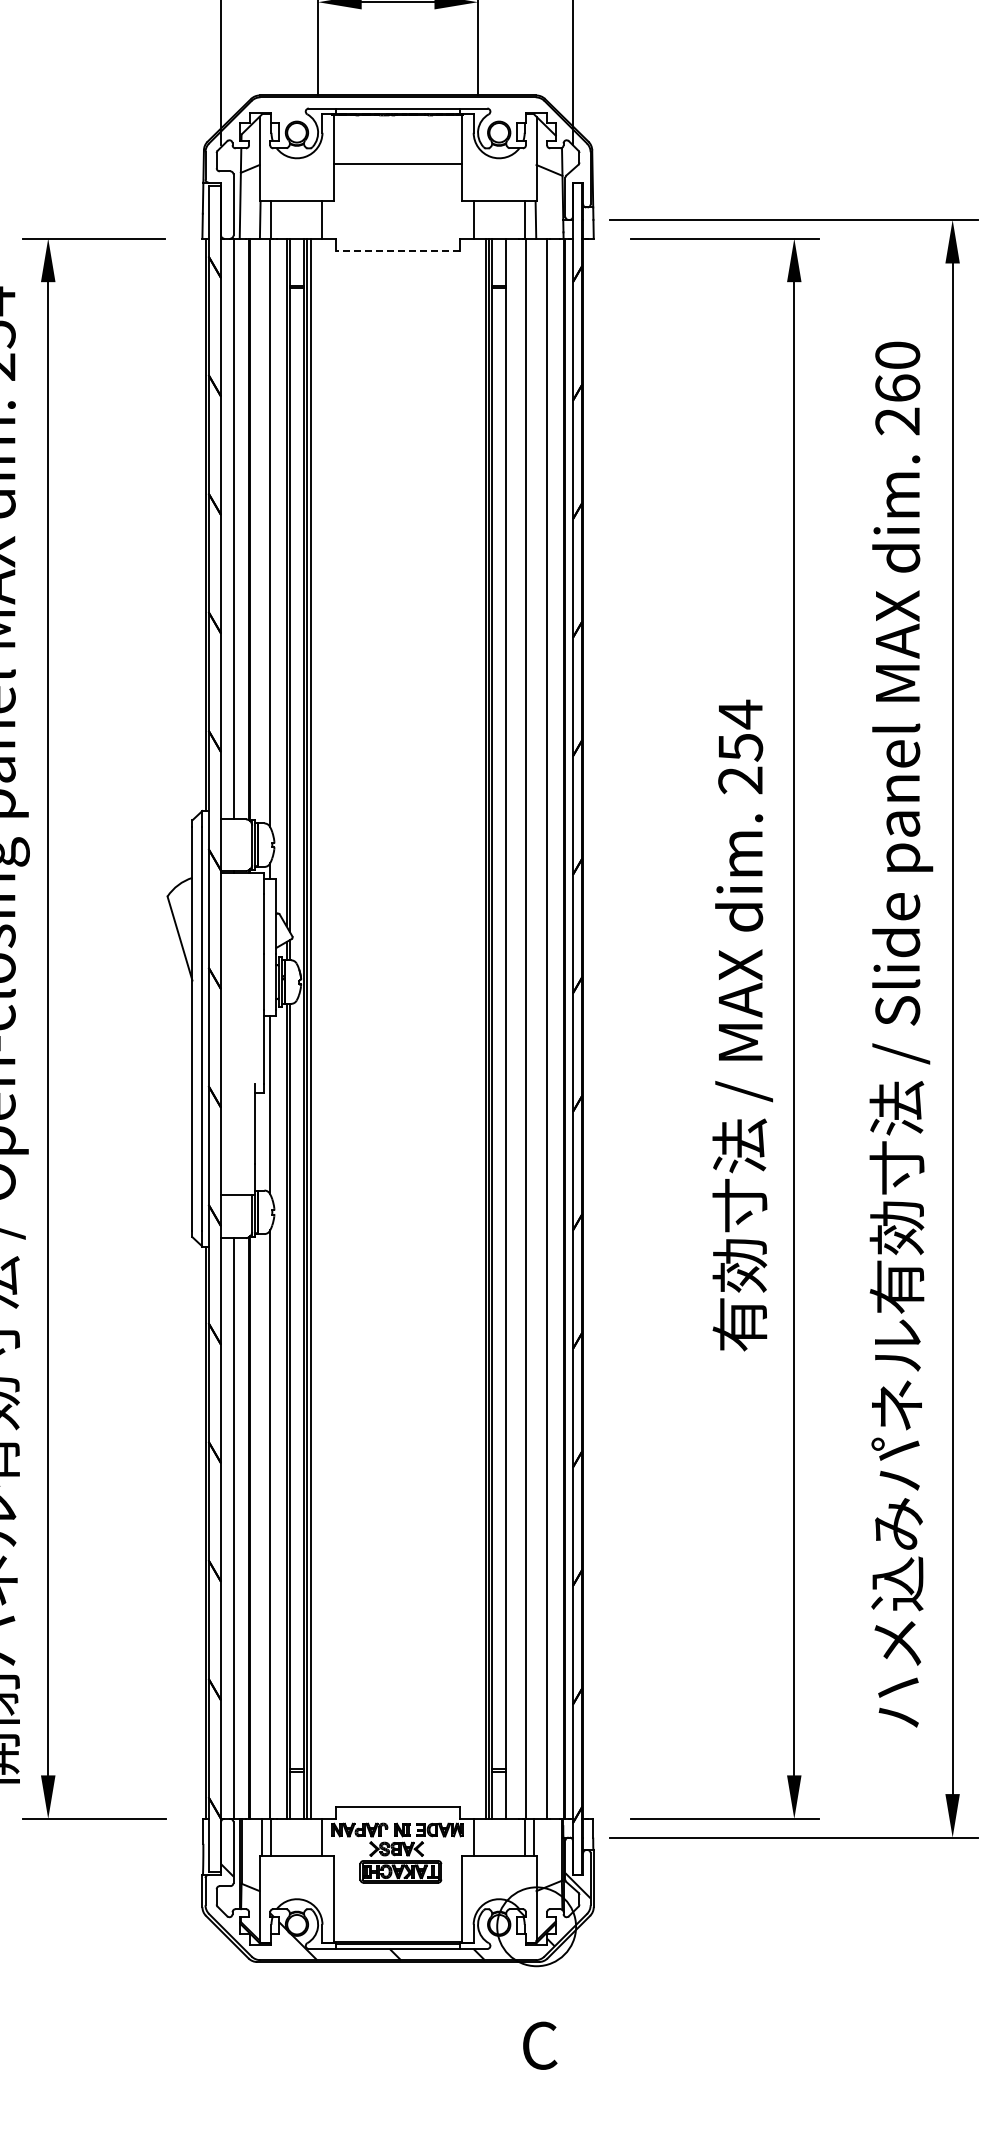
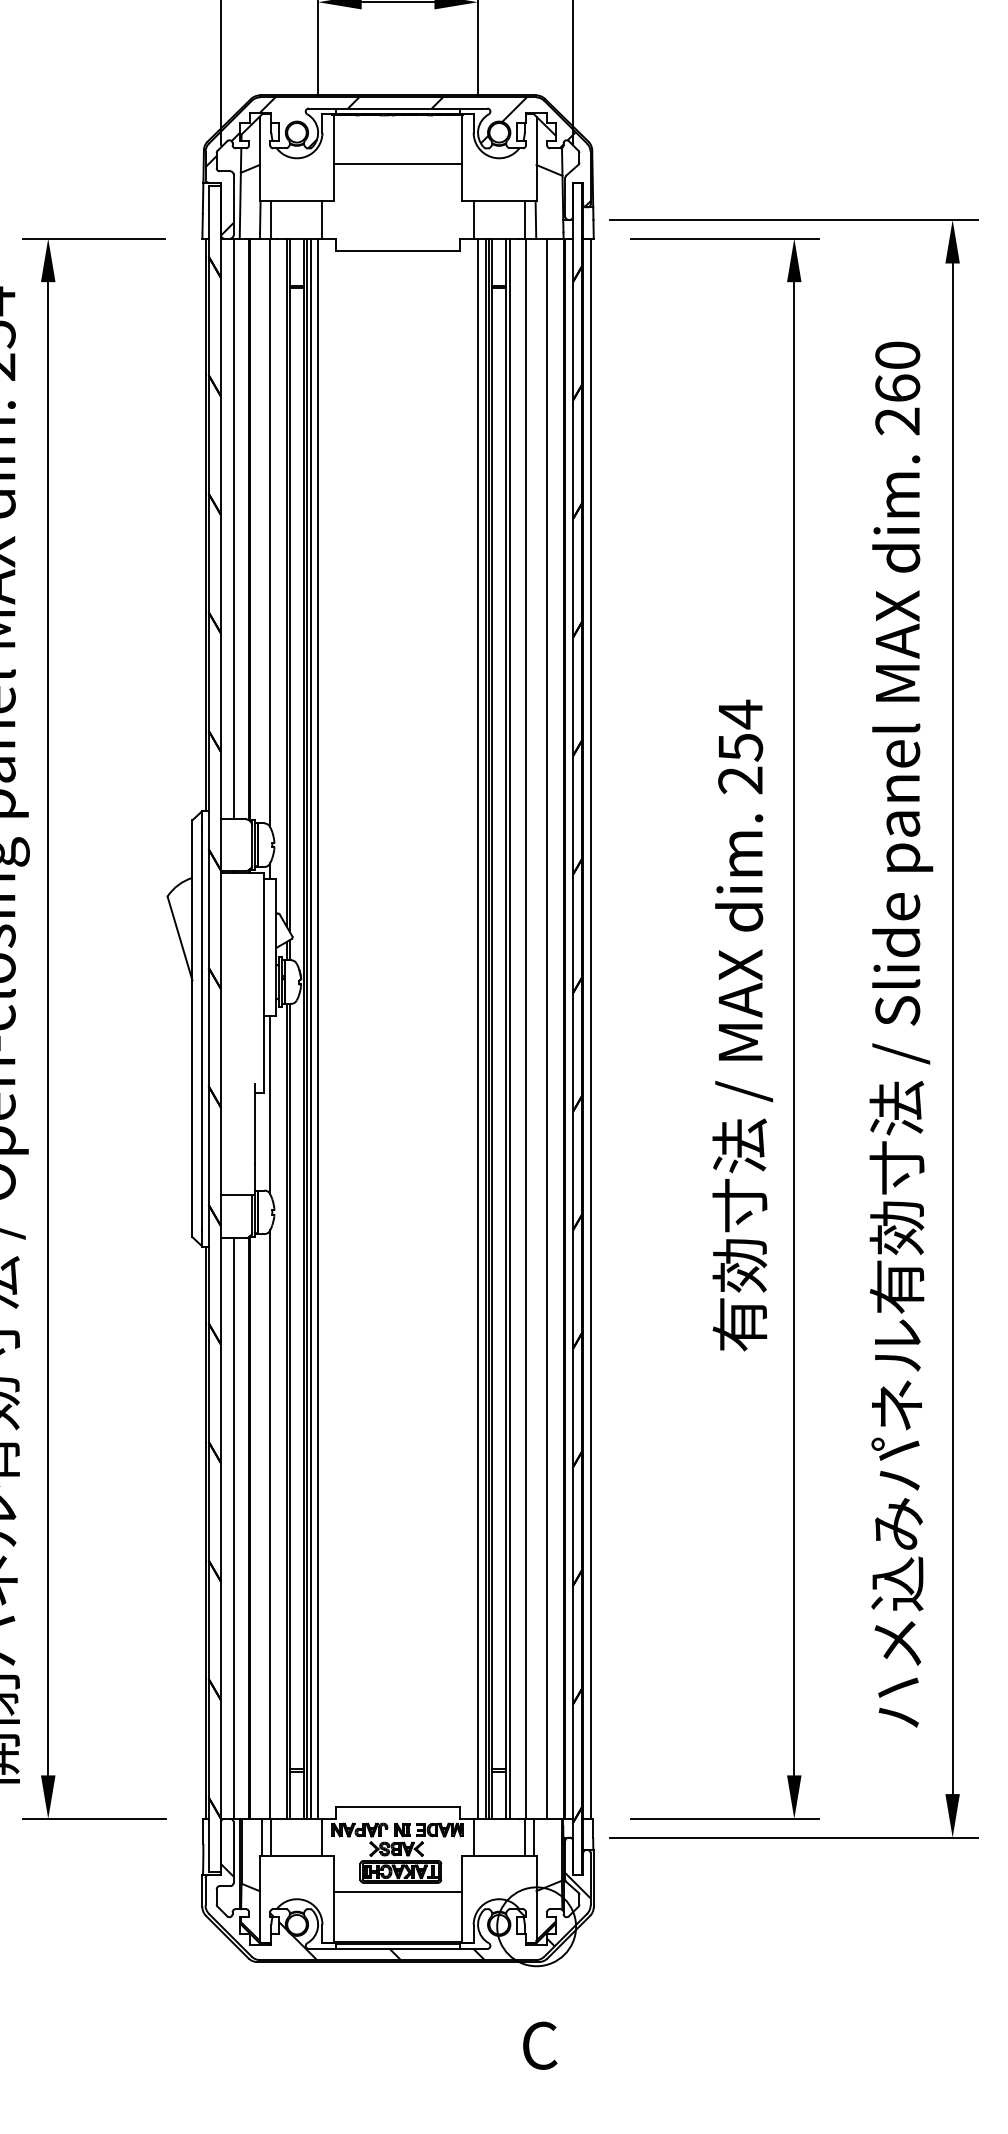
hatch: none -> present (397, 166)
line: dashed -> solid (397, 251)
line: none -> present (318, 1028)
line: none -> present (478, 1028)
line: none -> present (509, 1028)
line: none -> present (590, 1028)
line: none -> present (397, 1892)
